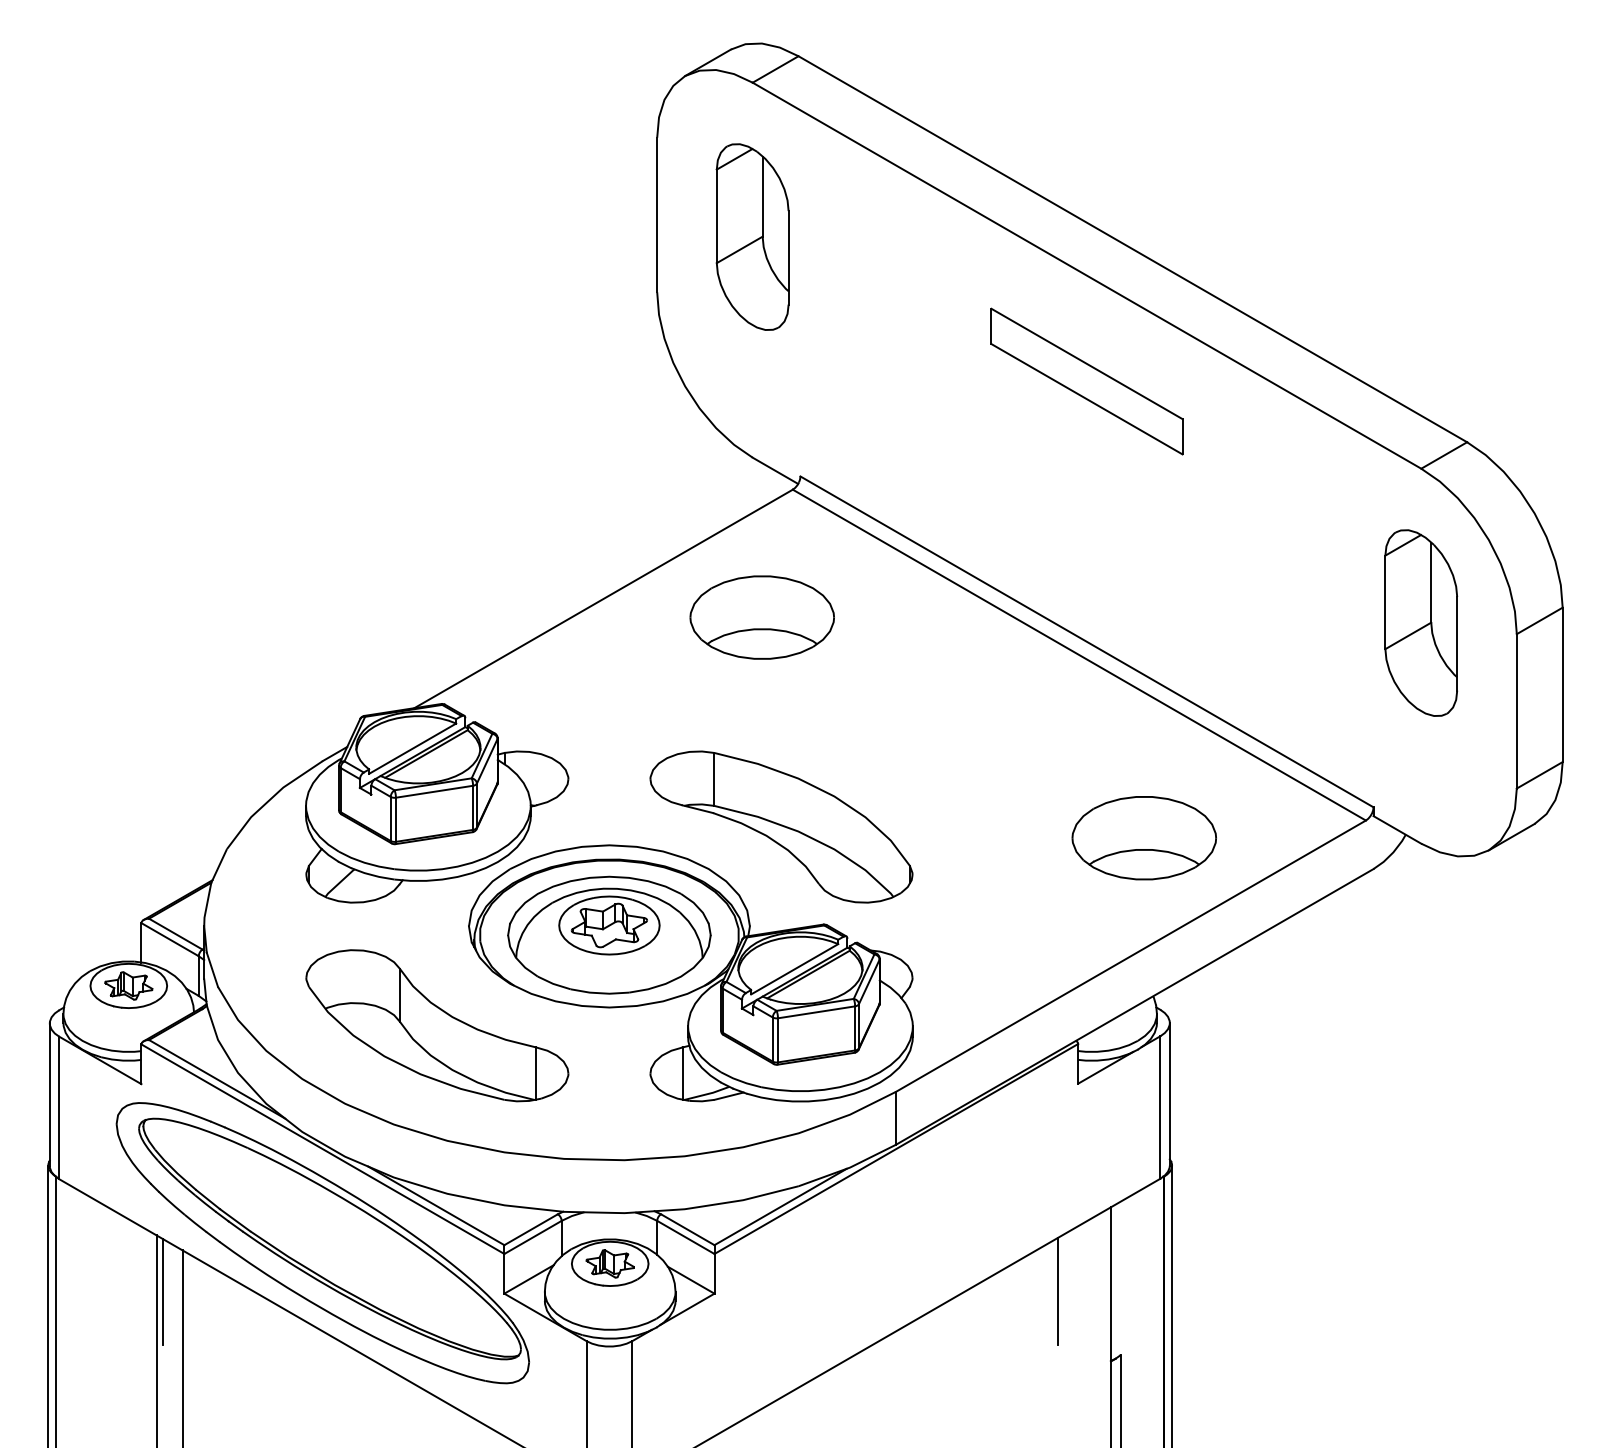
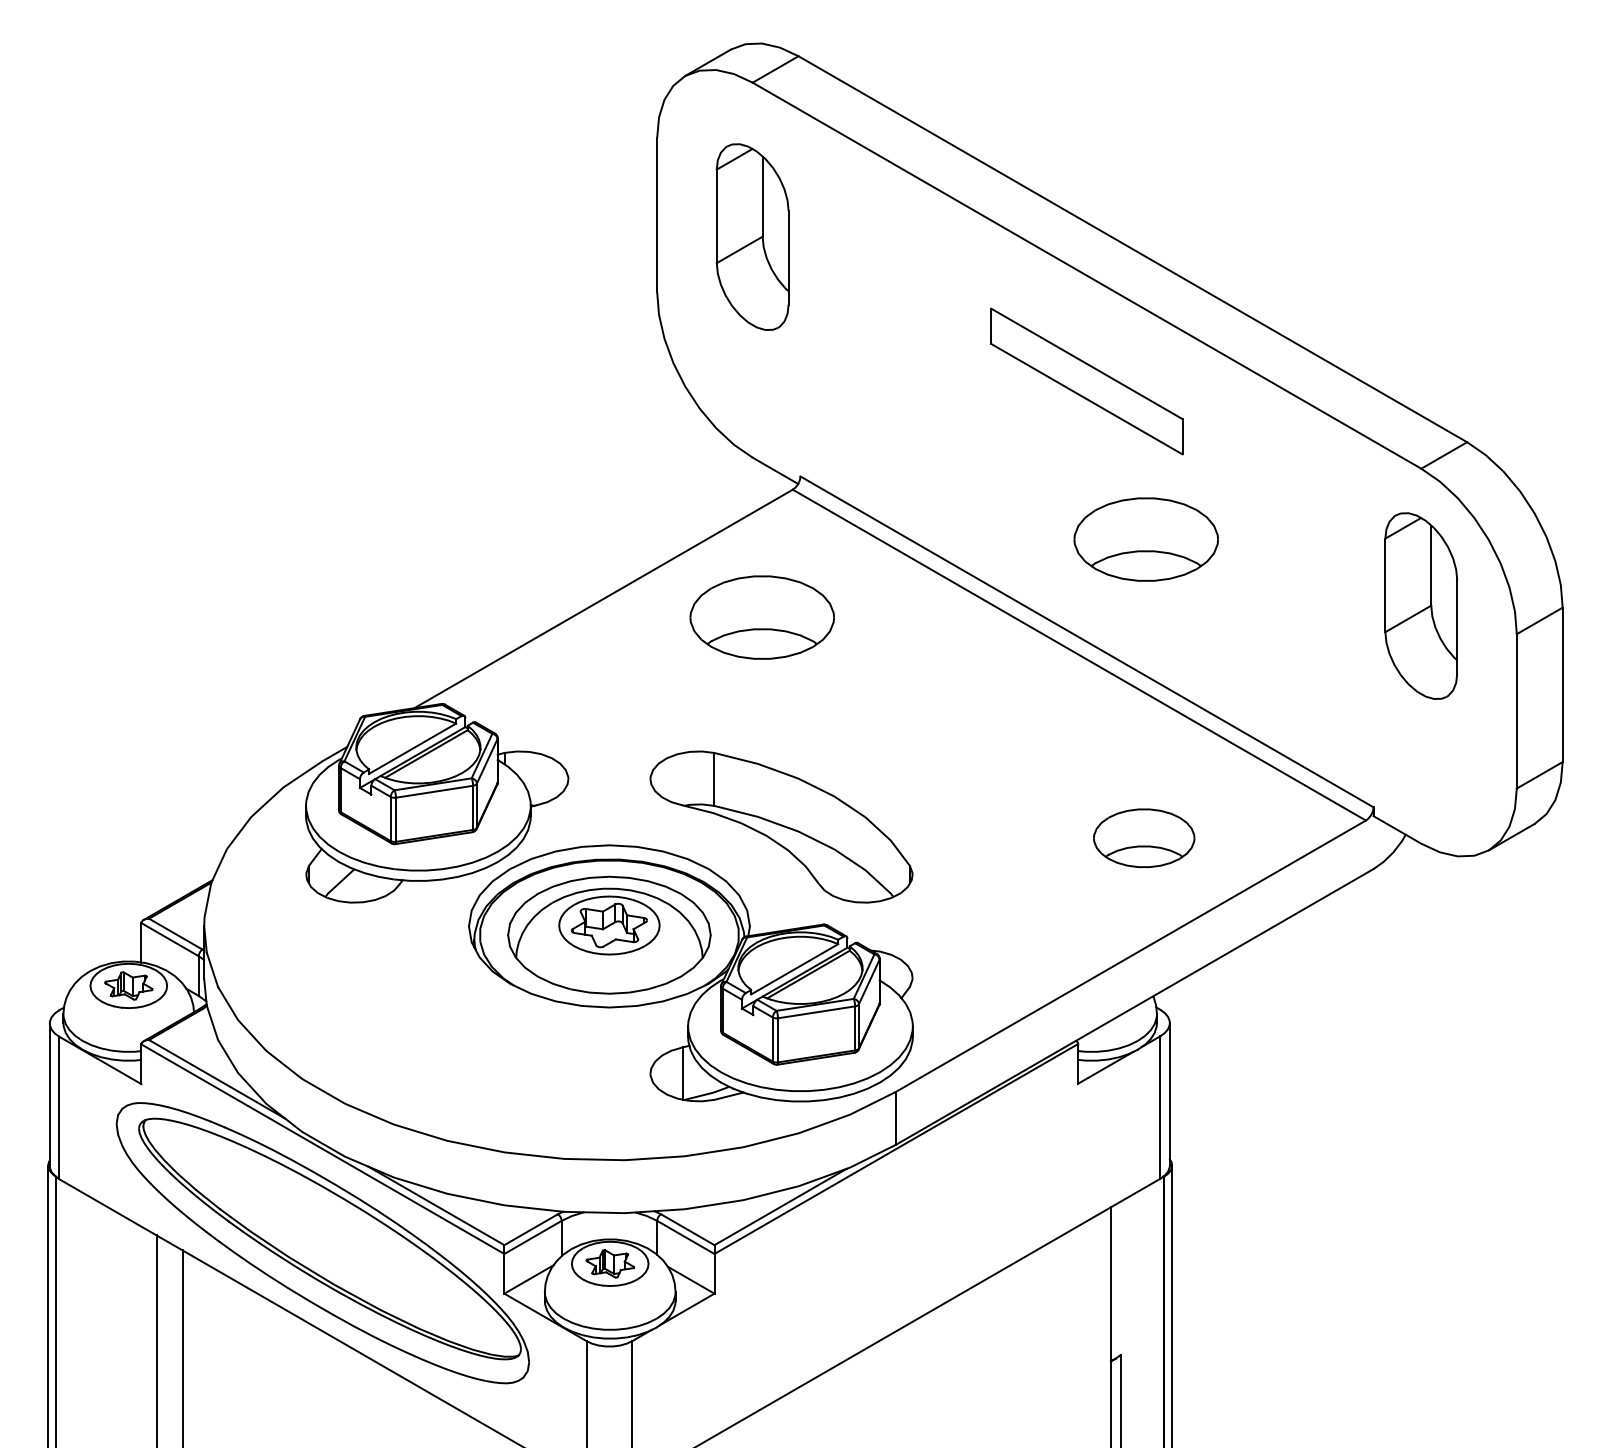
part: none -> present (1145, 539)
part position: (1421, 622) -> (1421, 605) (1421, 605)
part size: 146x85 px -> 103x60 px (1144, 837)
part: present -> none (437, 1025)
line: present -> none (162, 1291)
line: present -> none (1057, 1291)
